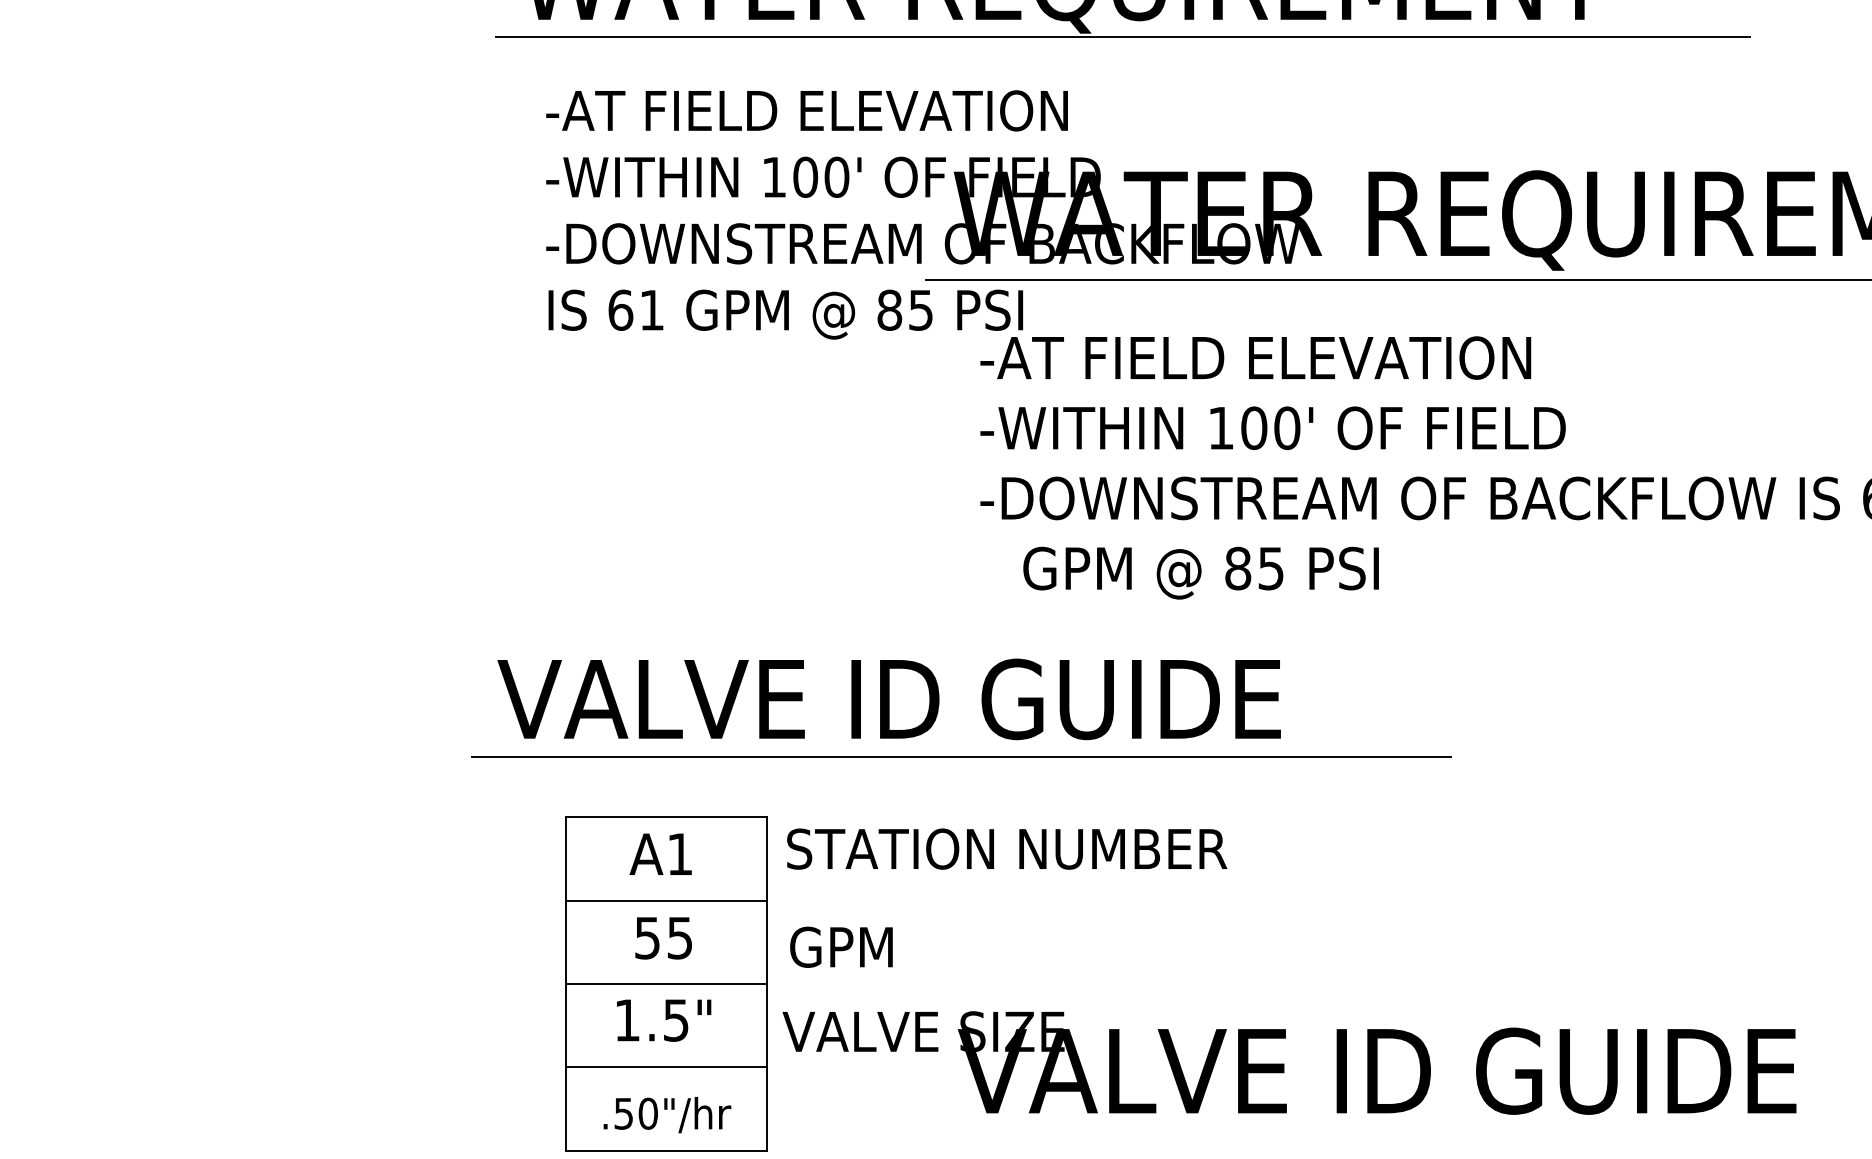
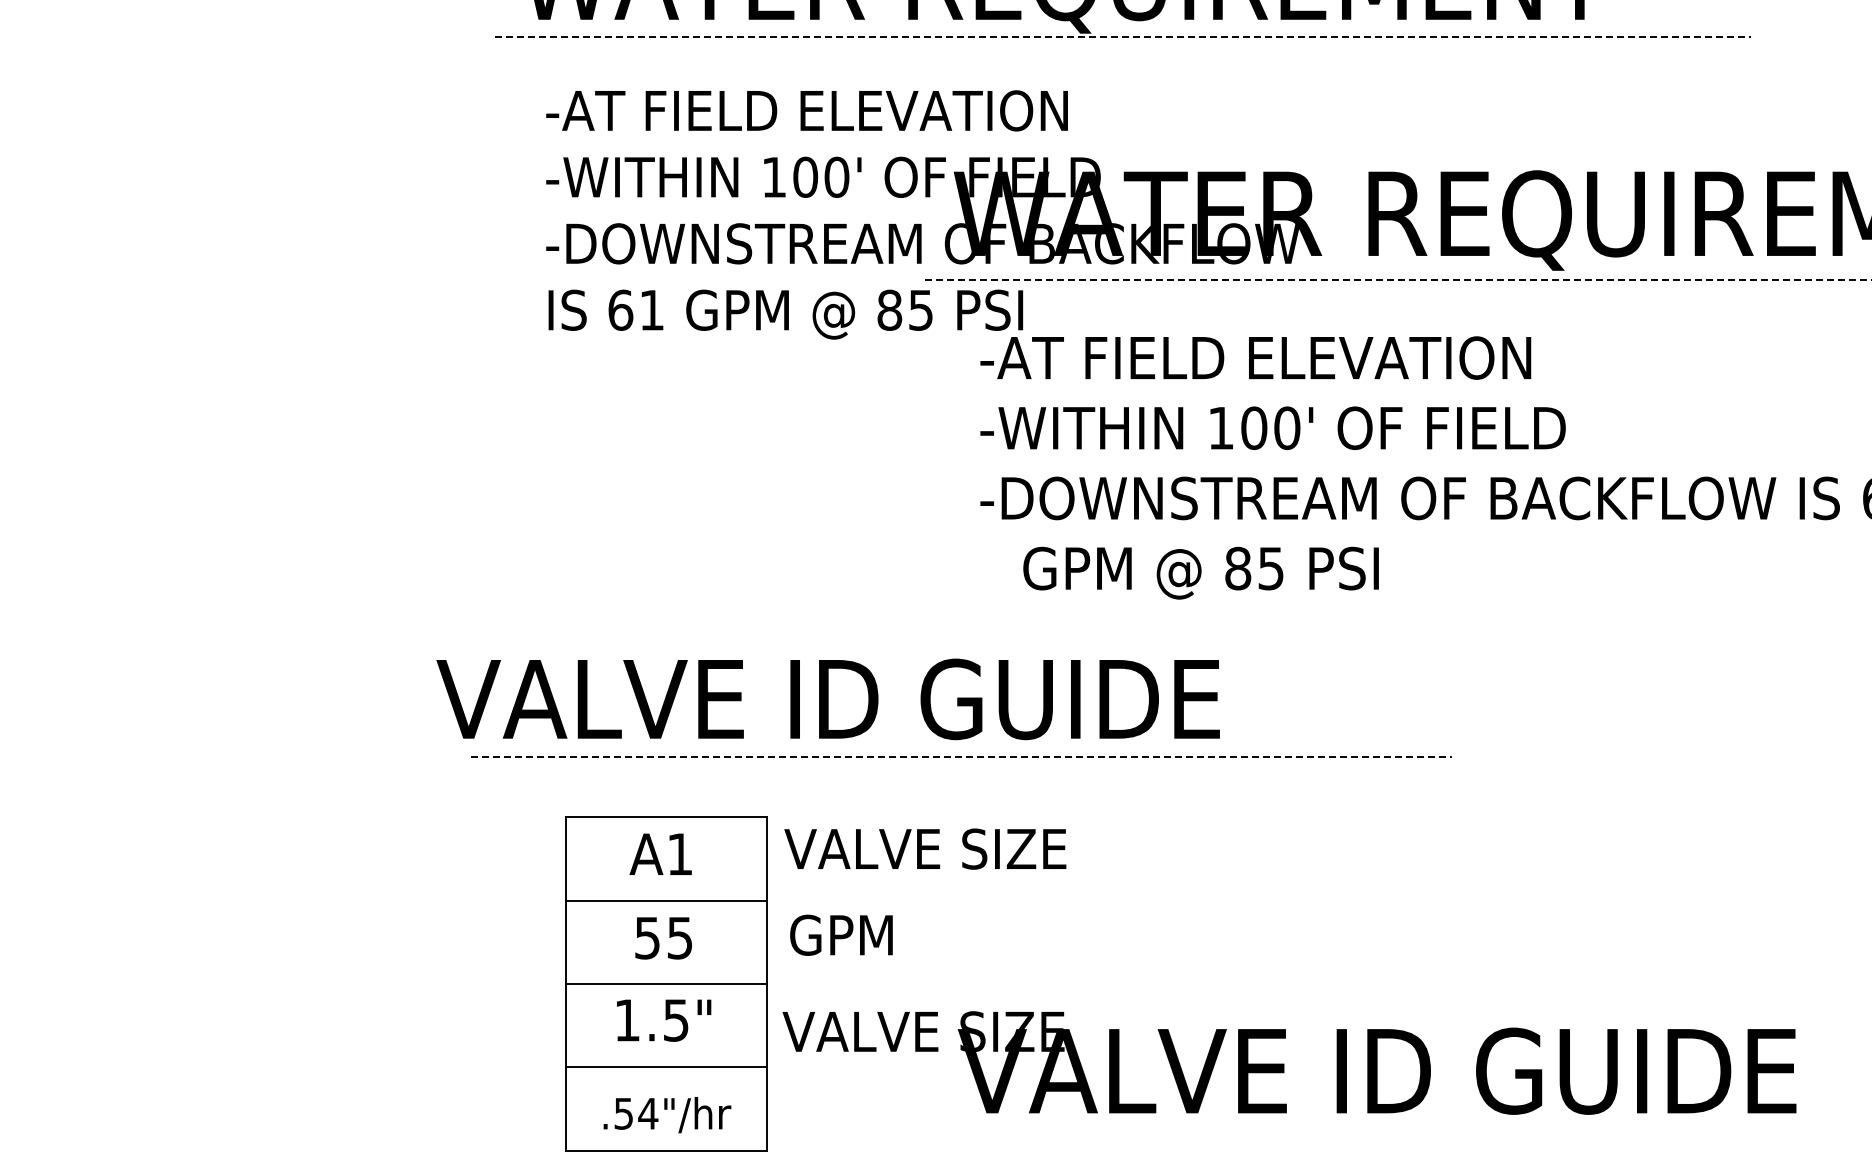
line: solid -> dashed (1123, 36)
line: solid -> dashed (1398, 280)
text position: (888, 699) -> (827, 699) (827, 699)
line: solid -> dashed (962, 756)
text: STATION NUMBER -> VALVE SIZE (1005, 848)
text position: (841, 946) -> (841, 934) (841, 934)
text: .50"/hr -> .54"/hr (648, 1113)
